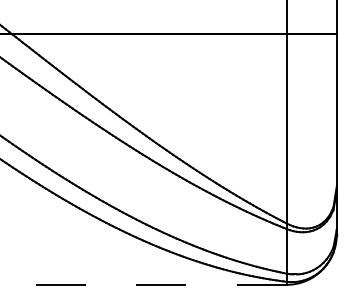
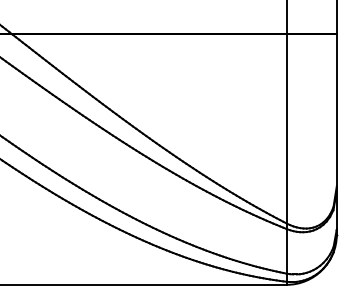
line: dashed -> solid (143, 284)
